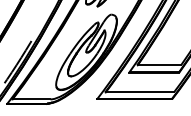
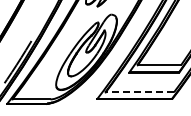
line: solid -> dashed (139, 92)
